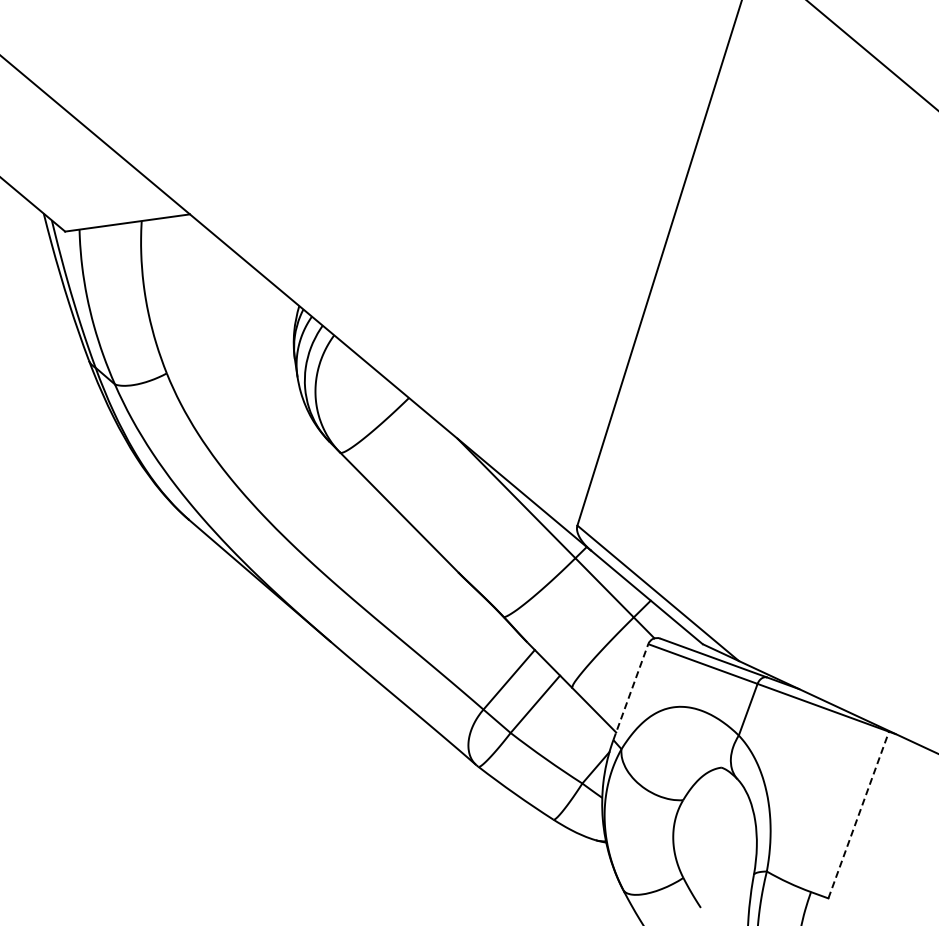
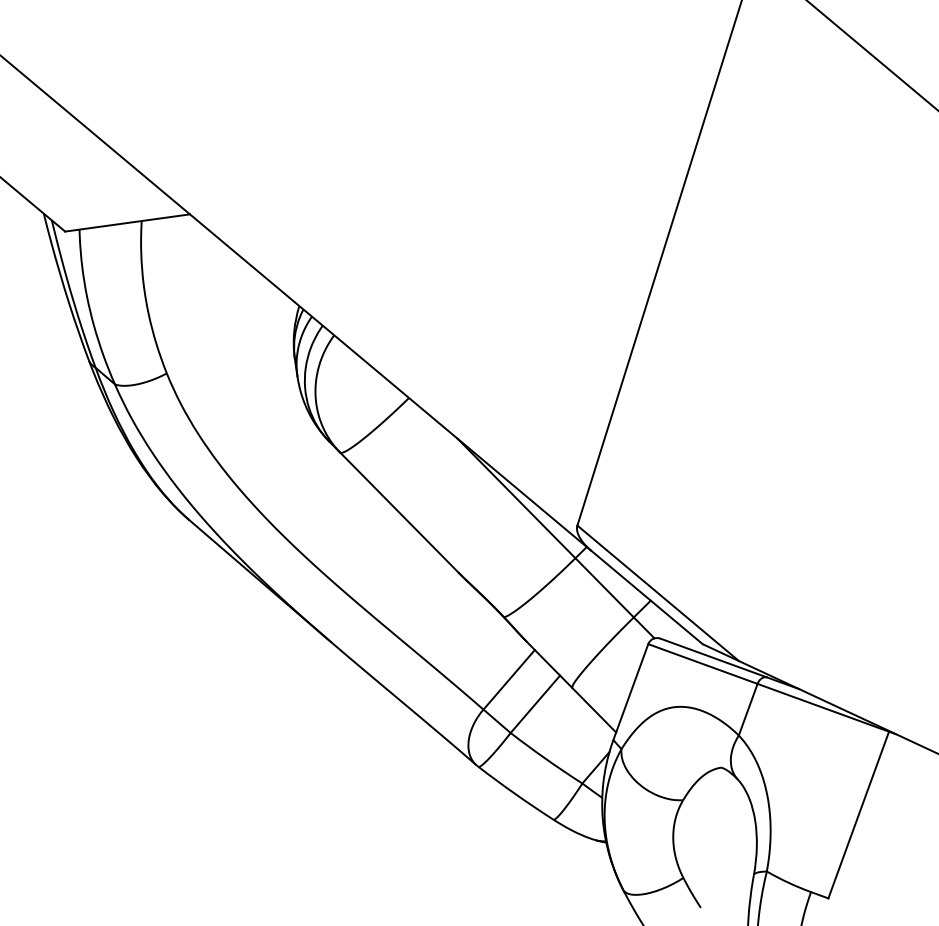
line: dashed -> solid (630, 692)
line: dashed -> solid (858, 815)
